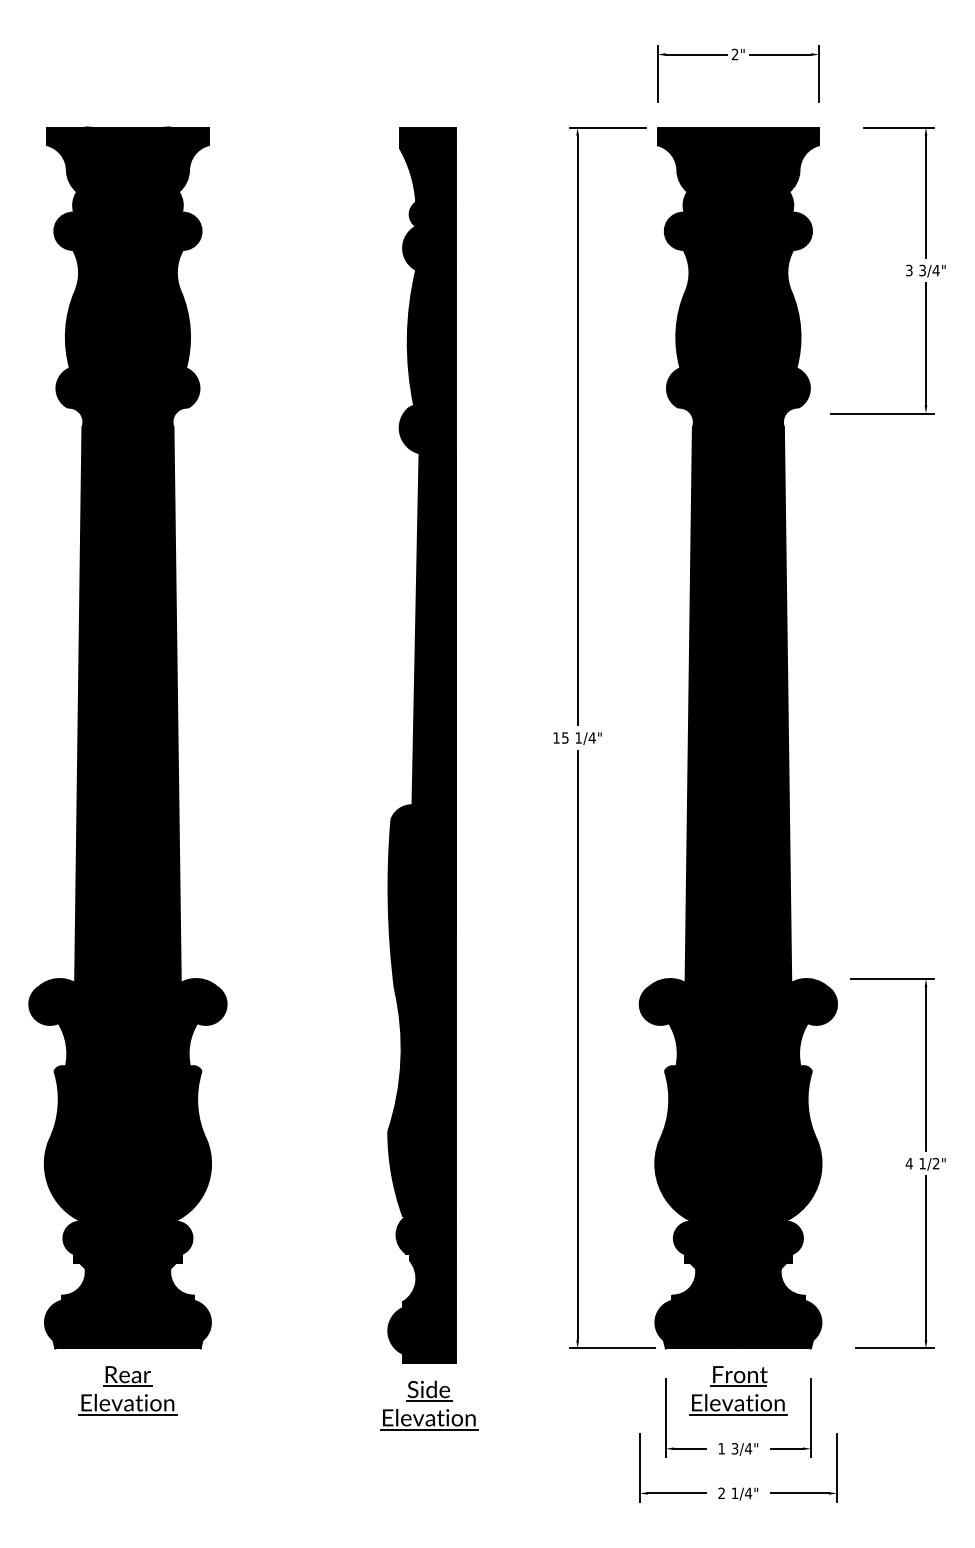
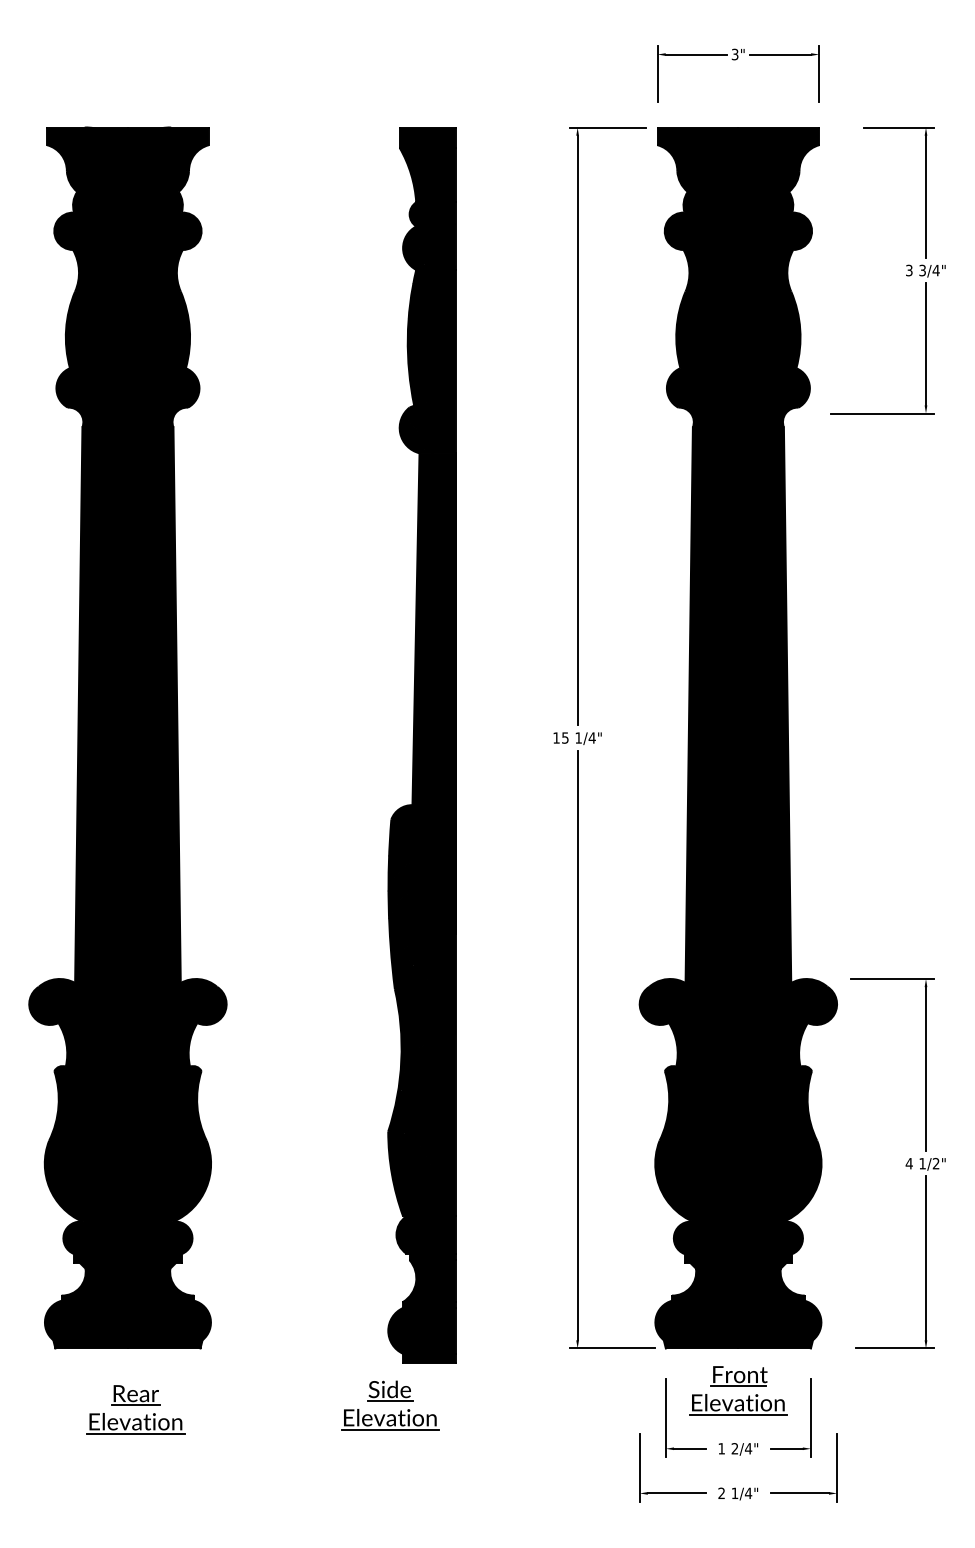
text: 2" -> 3" (734, 54)
part position: (127, 1390) -> (135, 1409) (135, 1409)
part position: (429, 1405) -> (390, 1405) (390, 1405)
text: 3/4" -> 2/4" (734, 1448)
